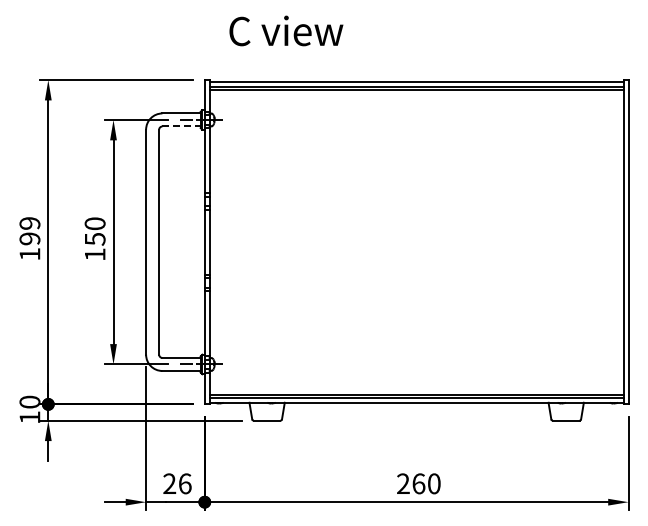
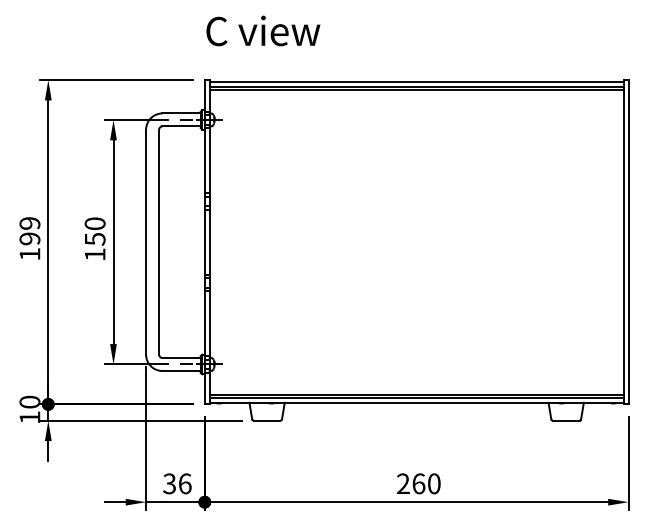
text position: (286, 30) -> (263, 30) (263, 30)
line: dashed -> solid (182, 126)
text: 26 -> 36 (169, 483)
